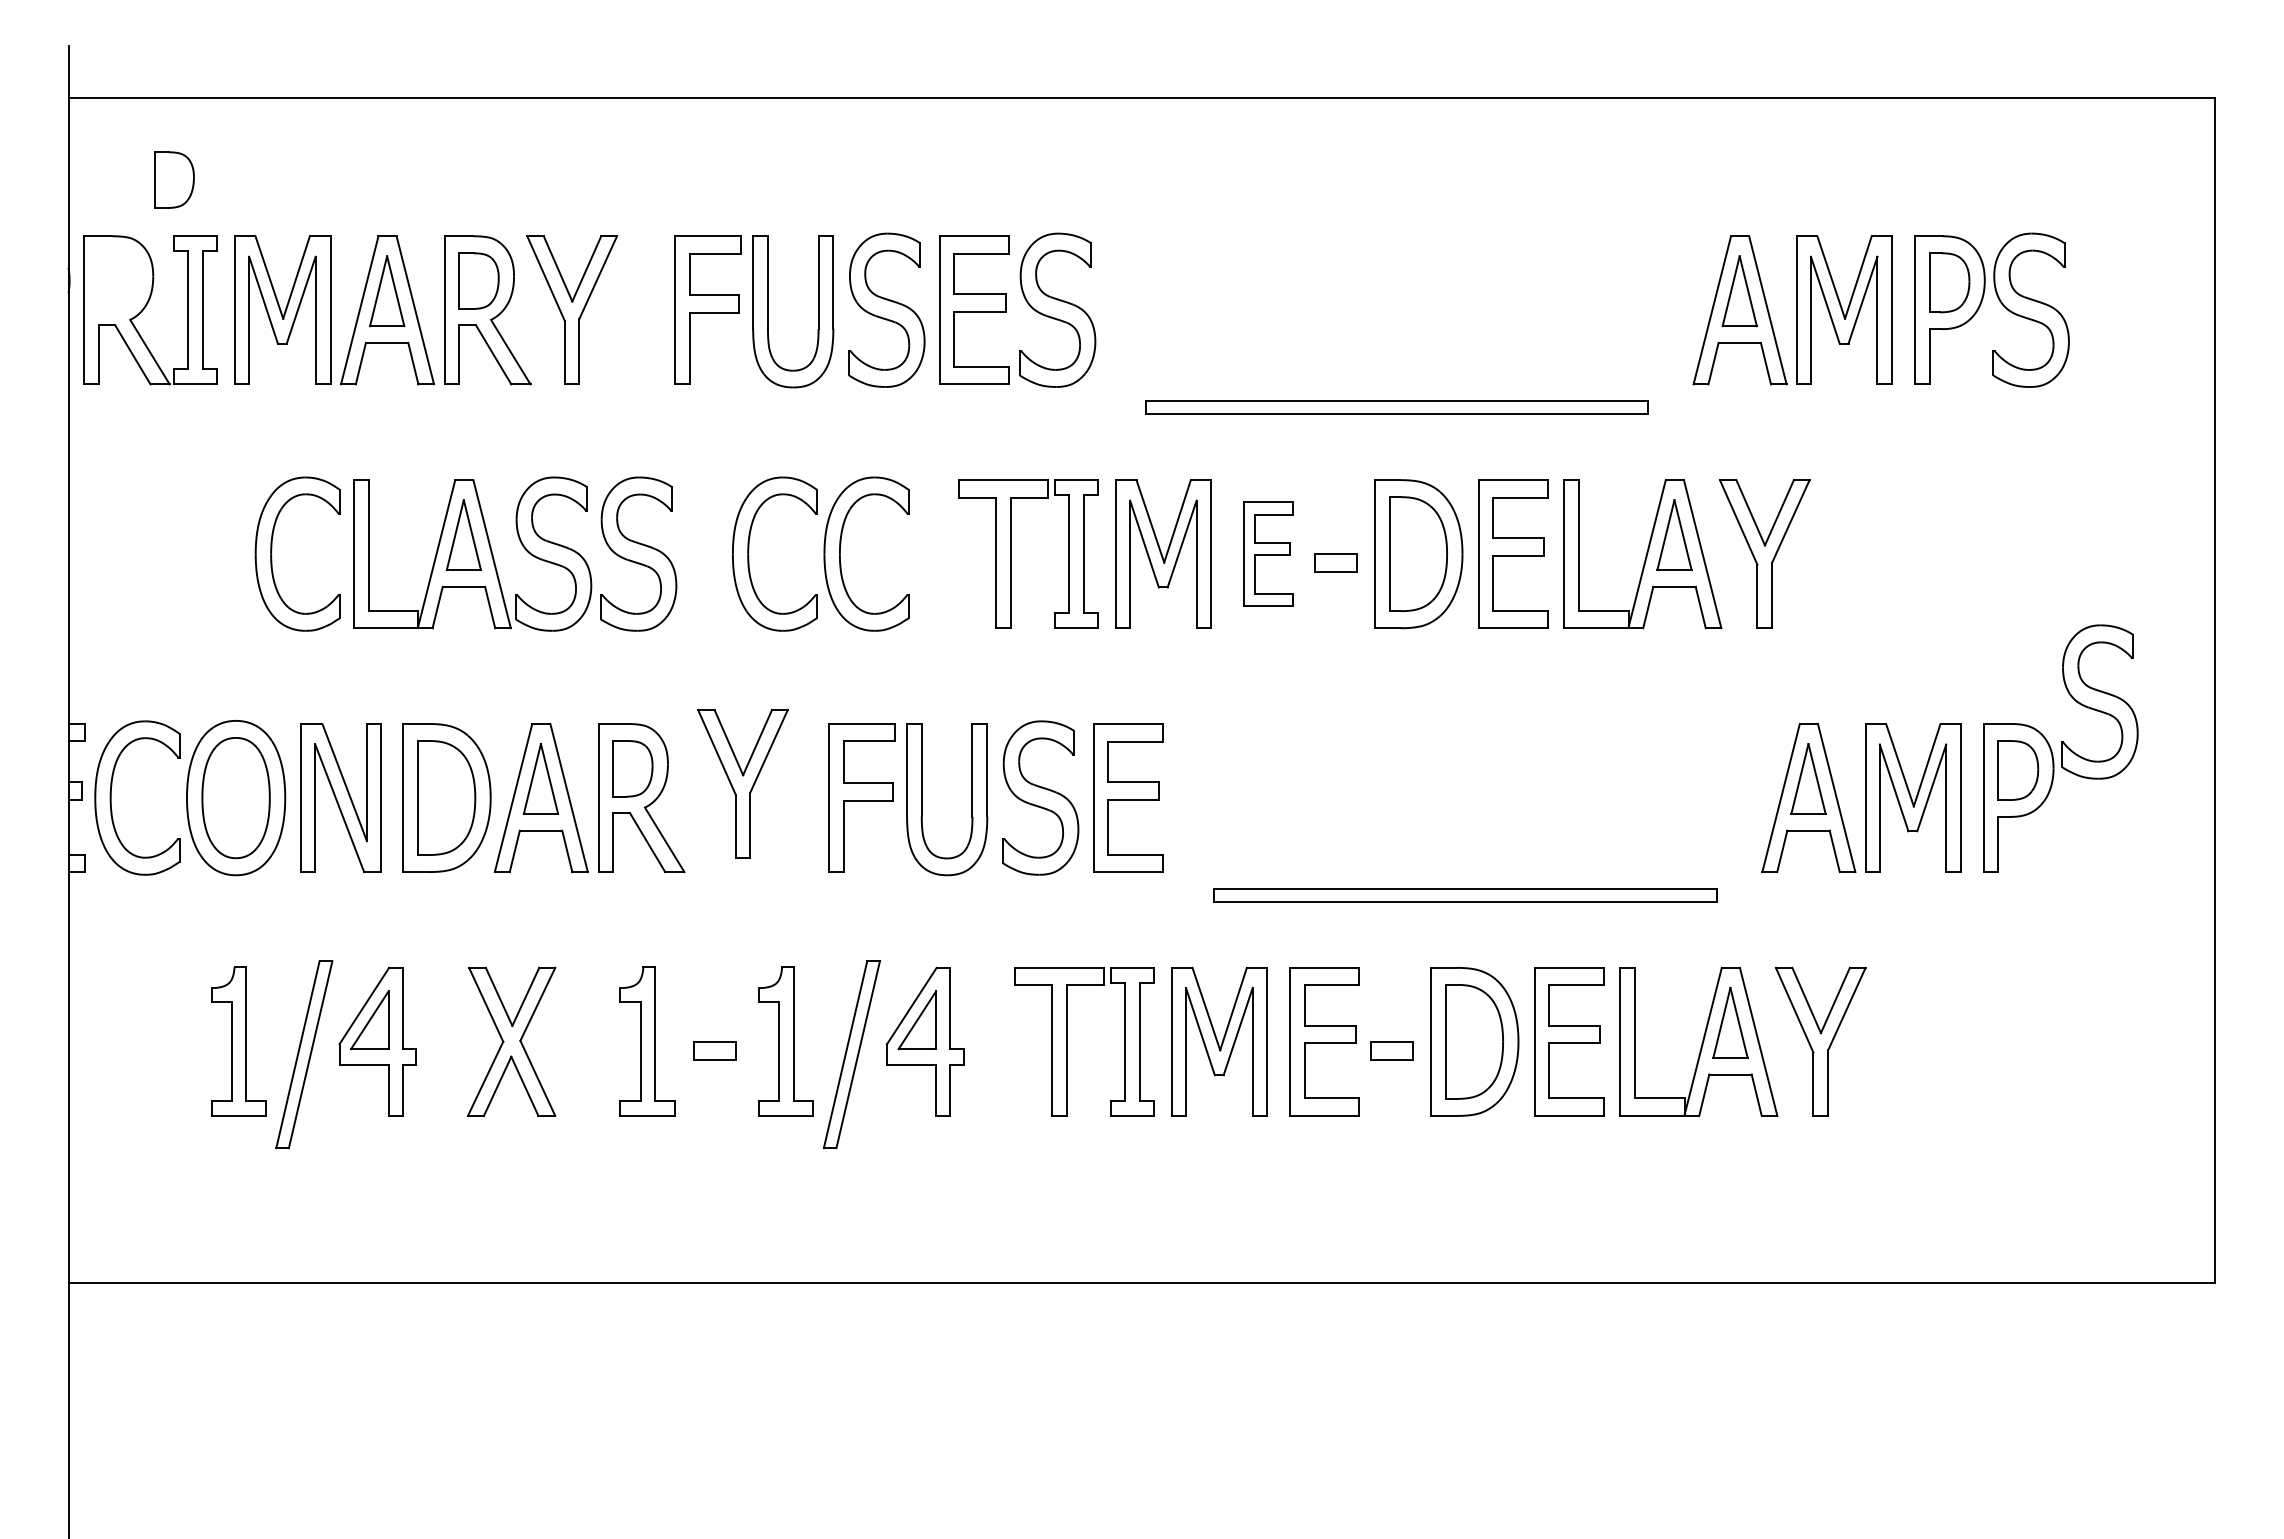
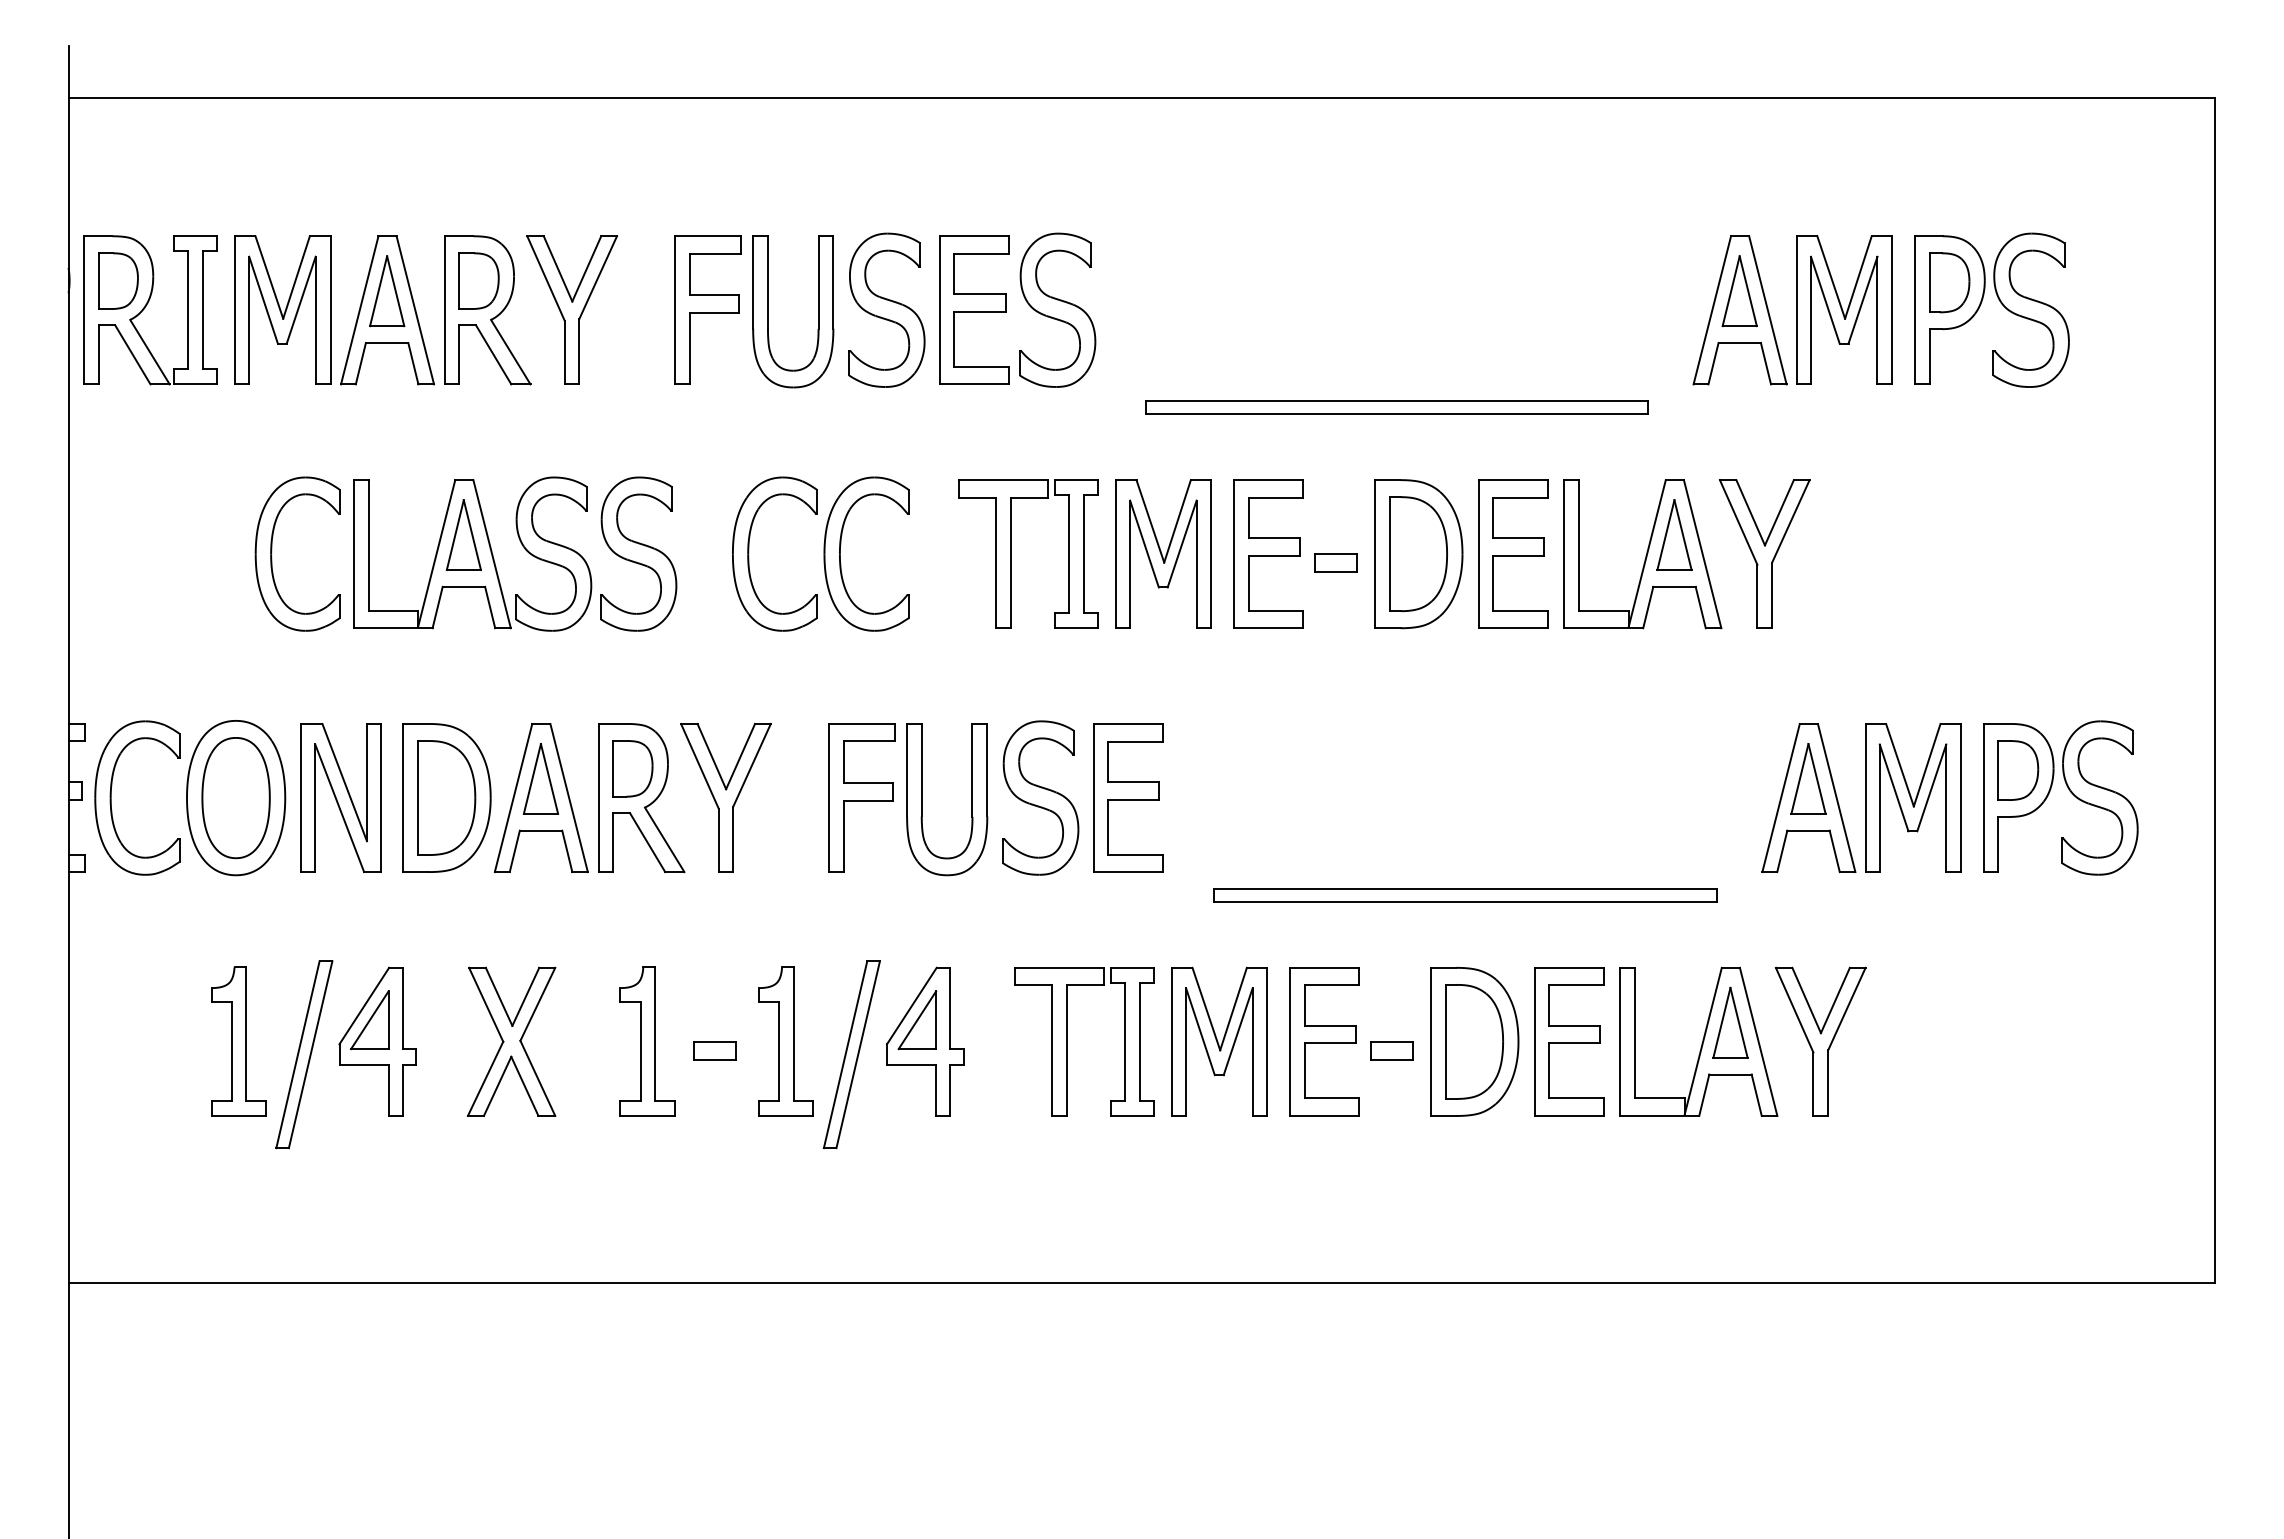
part position: (174, 179) -> (118, 280) (118, 280)
part size: 51x106 px -> 71x150 px (1268, 553)
part position: (2099, 701) -> (2099, 797) (2099, 797)
part position: (742, 783) -> (725, 797) (725, 797)
